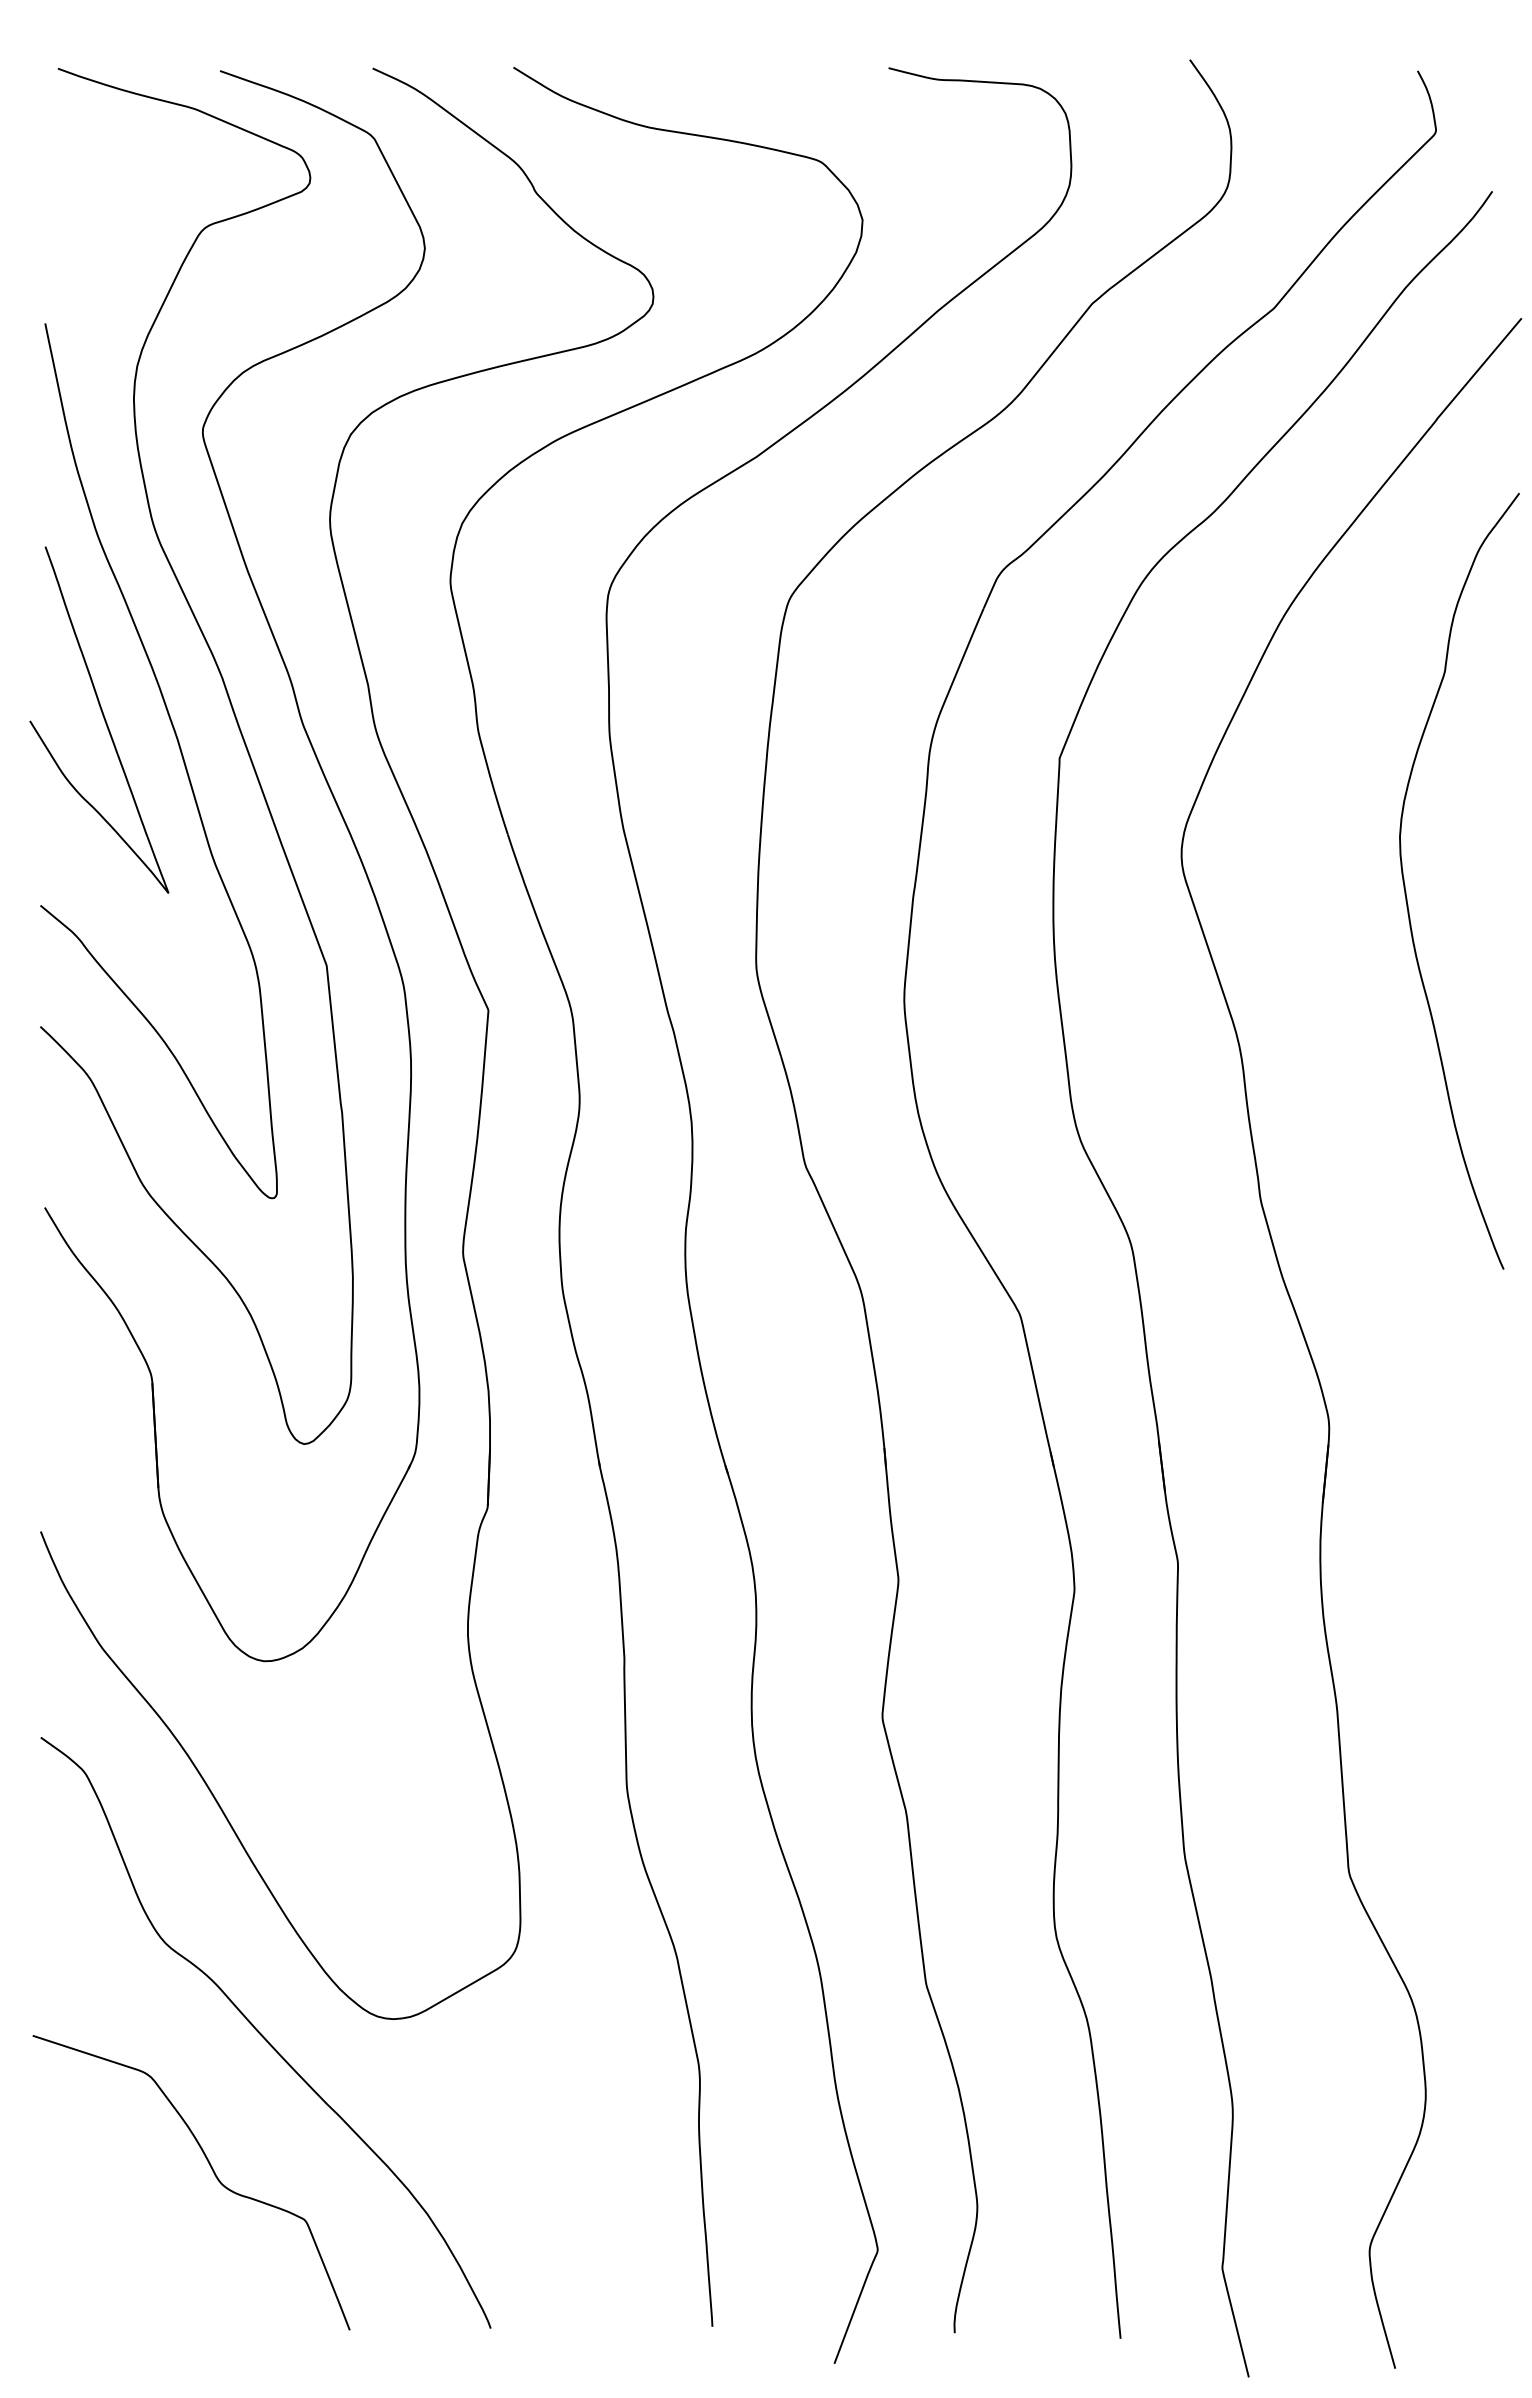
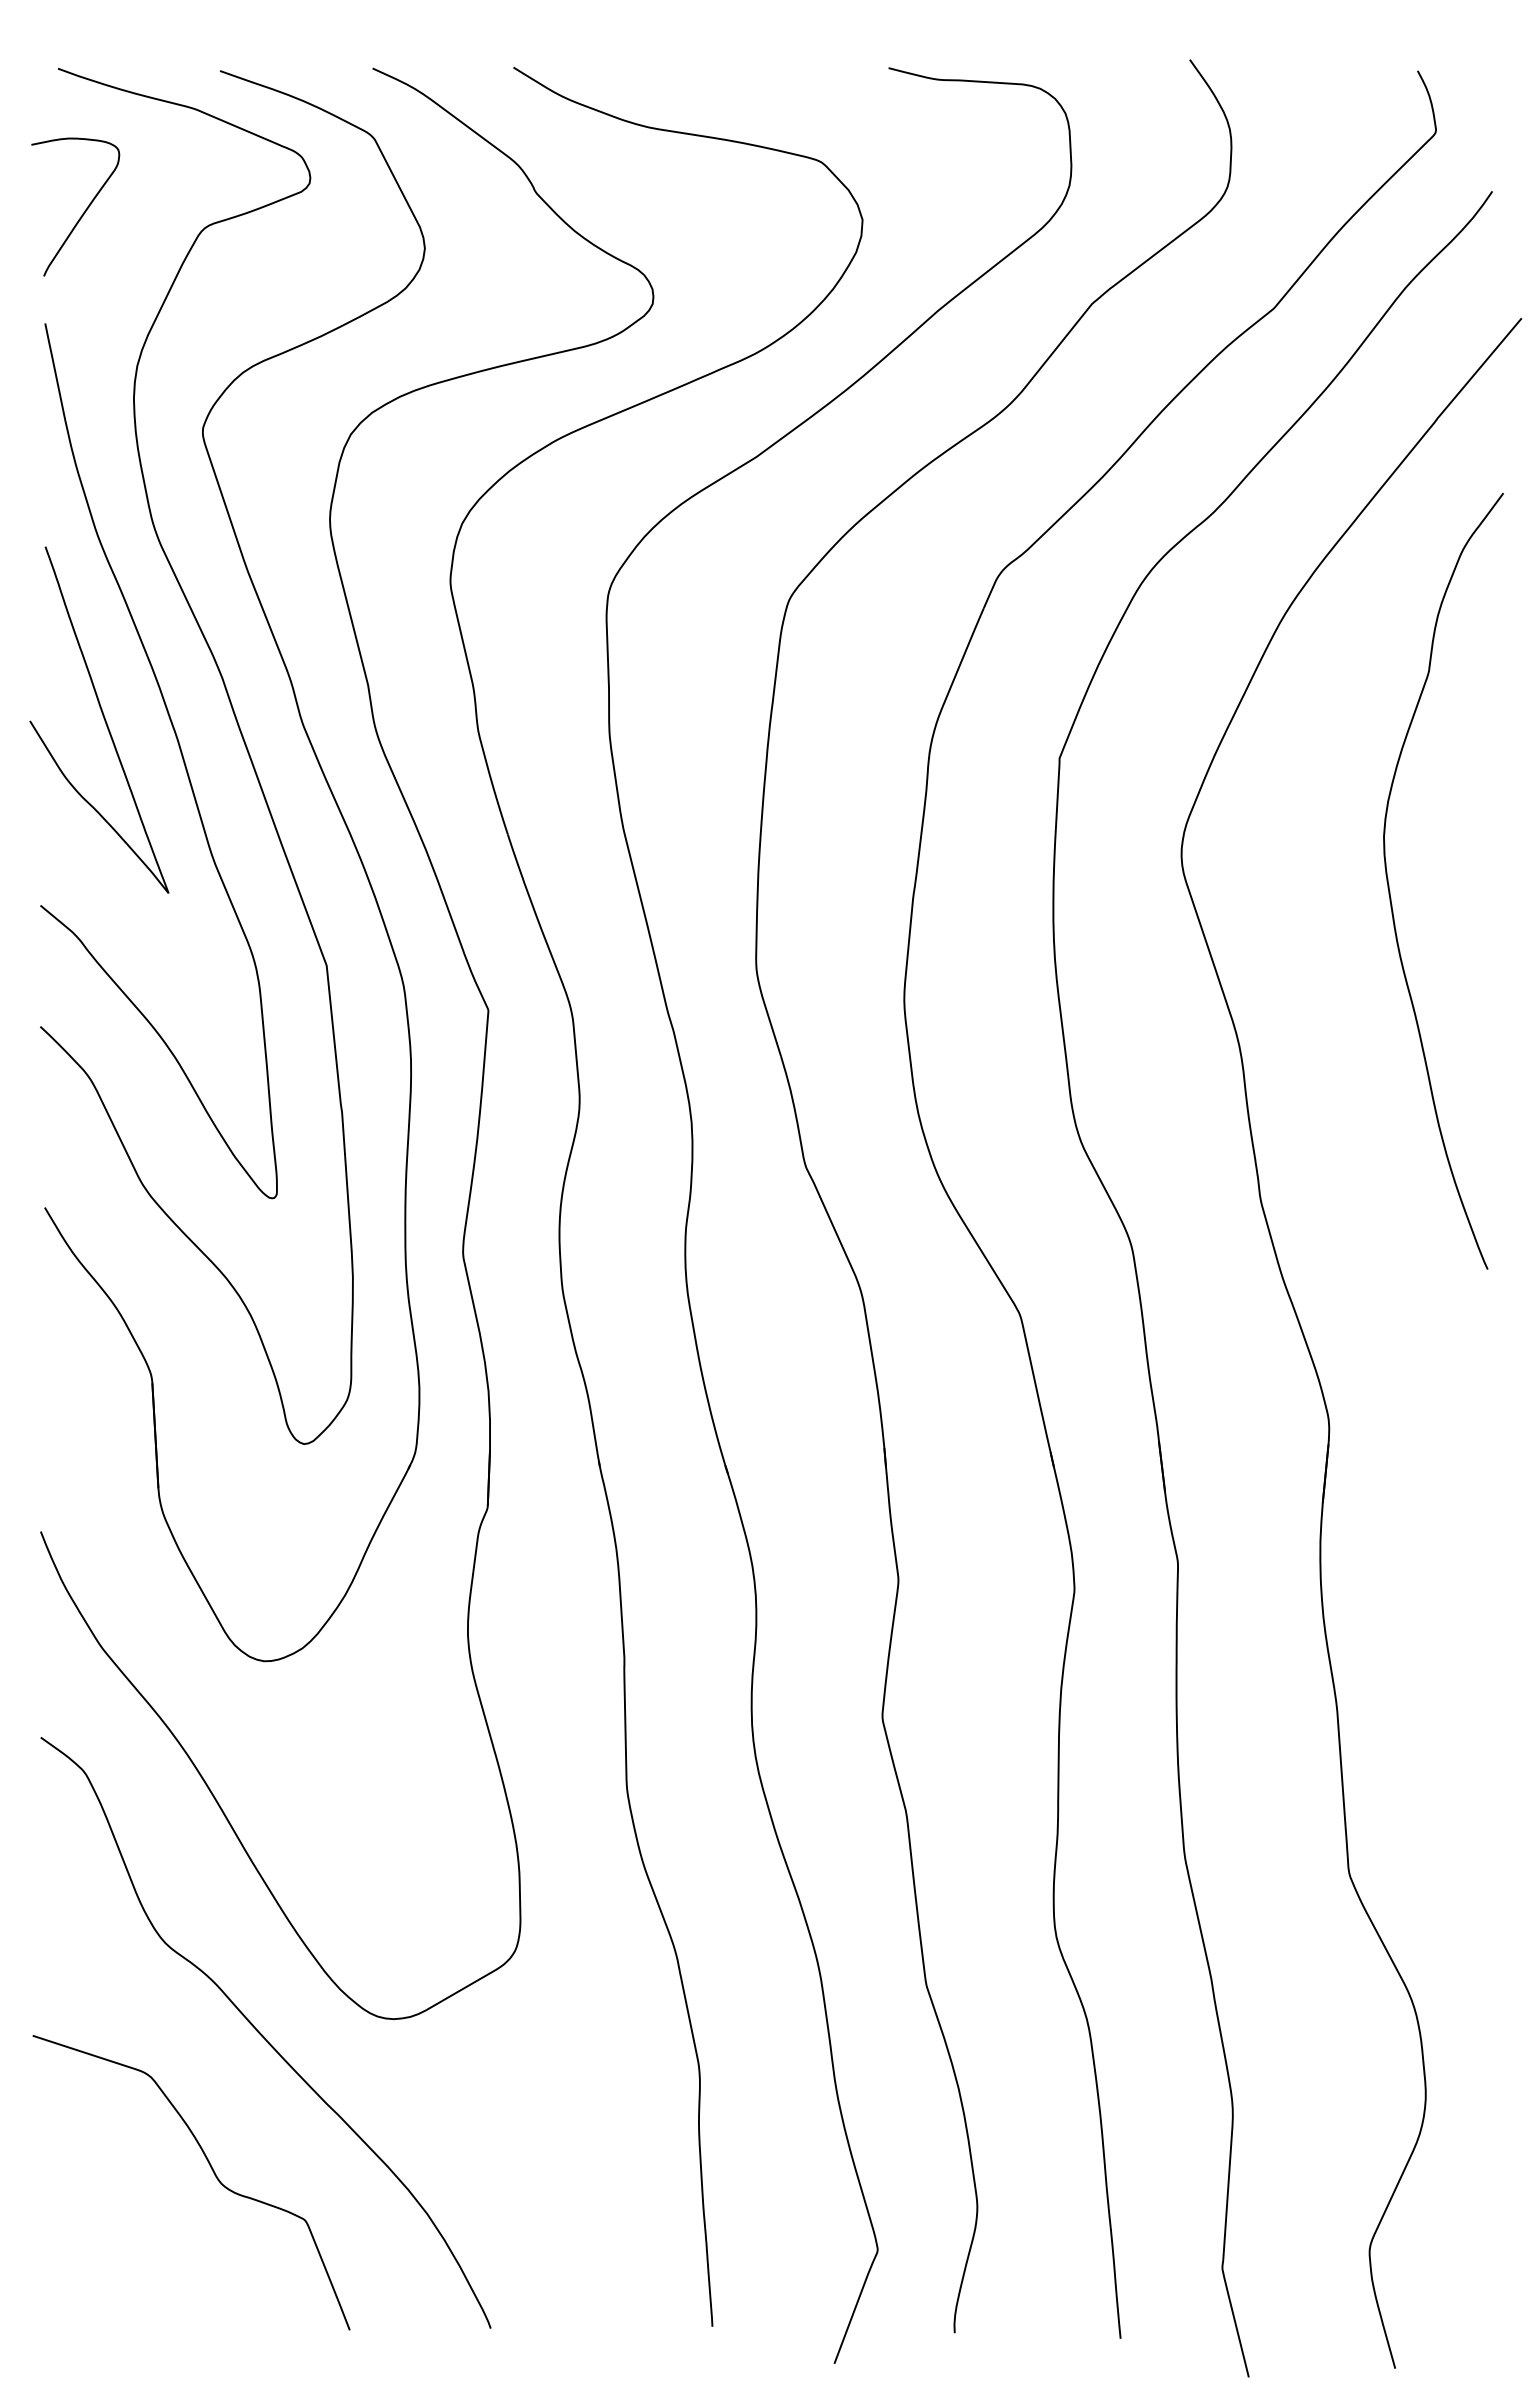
curve: none -> present (84, 210)
curve position: (1406, 891) -> (1390, 891) (1390, 891)
